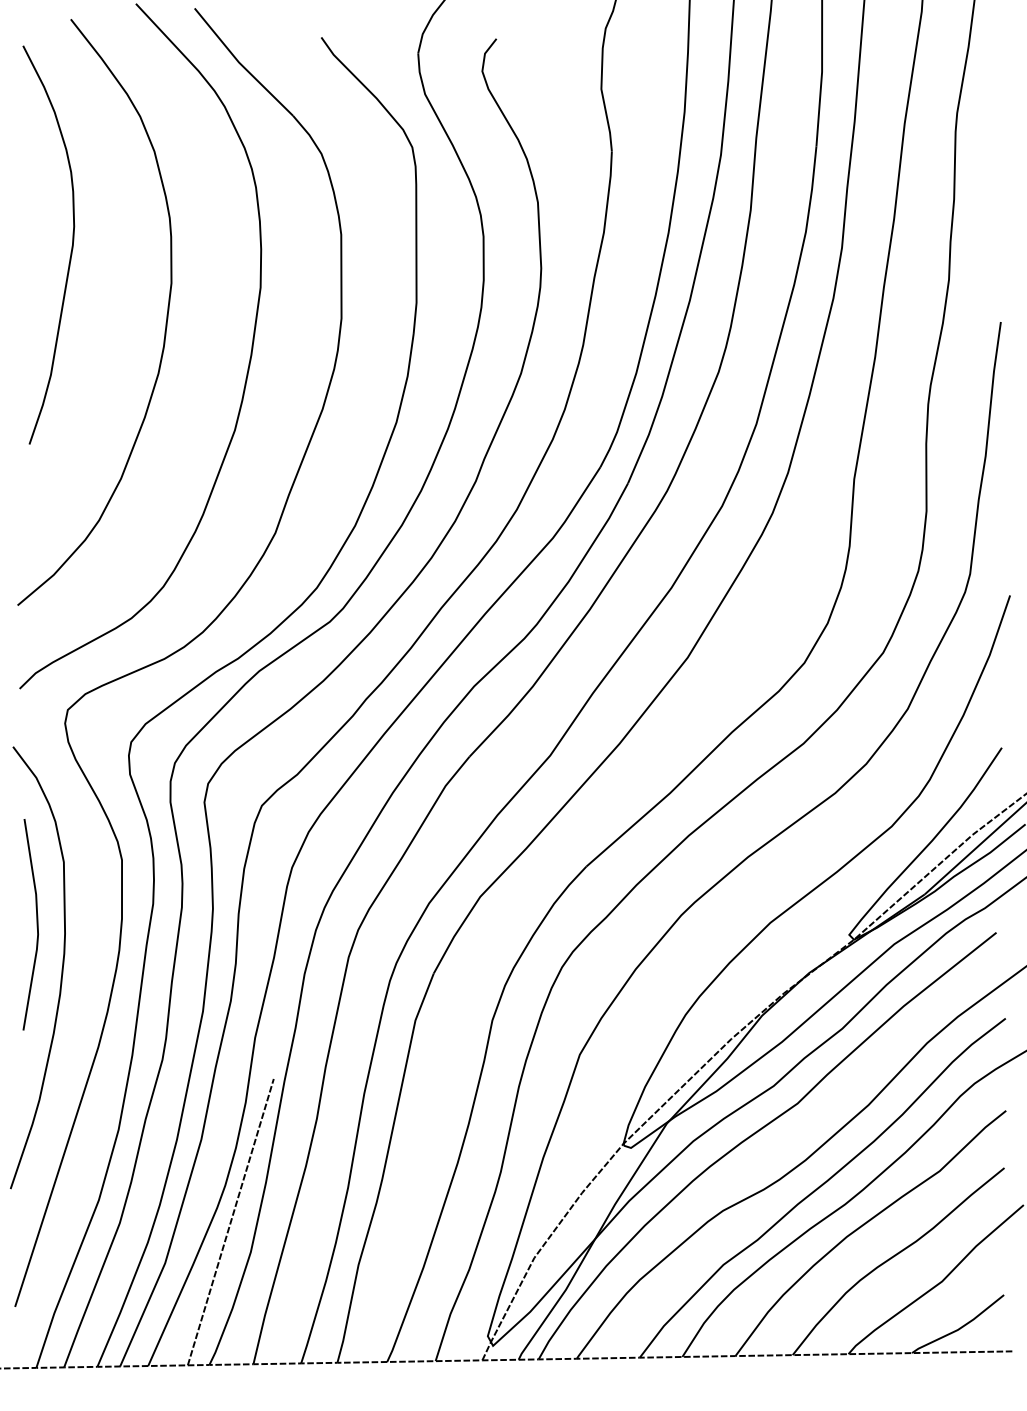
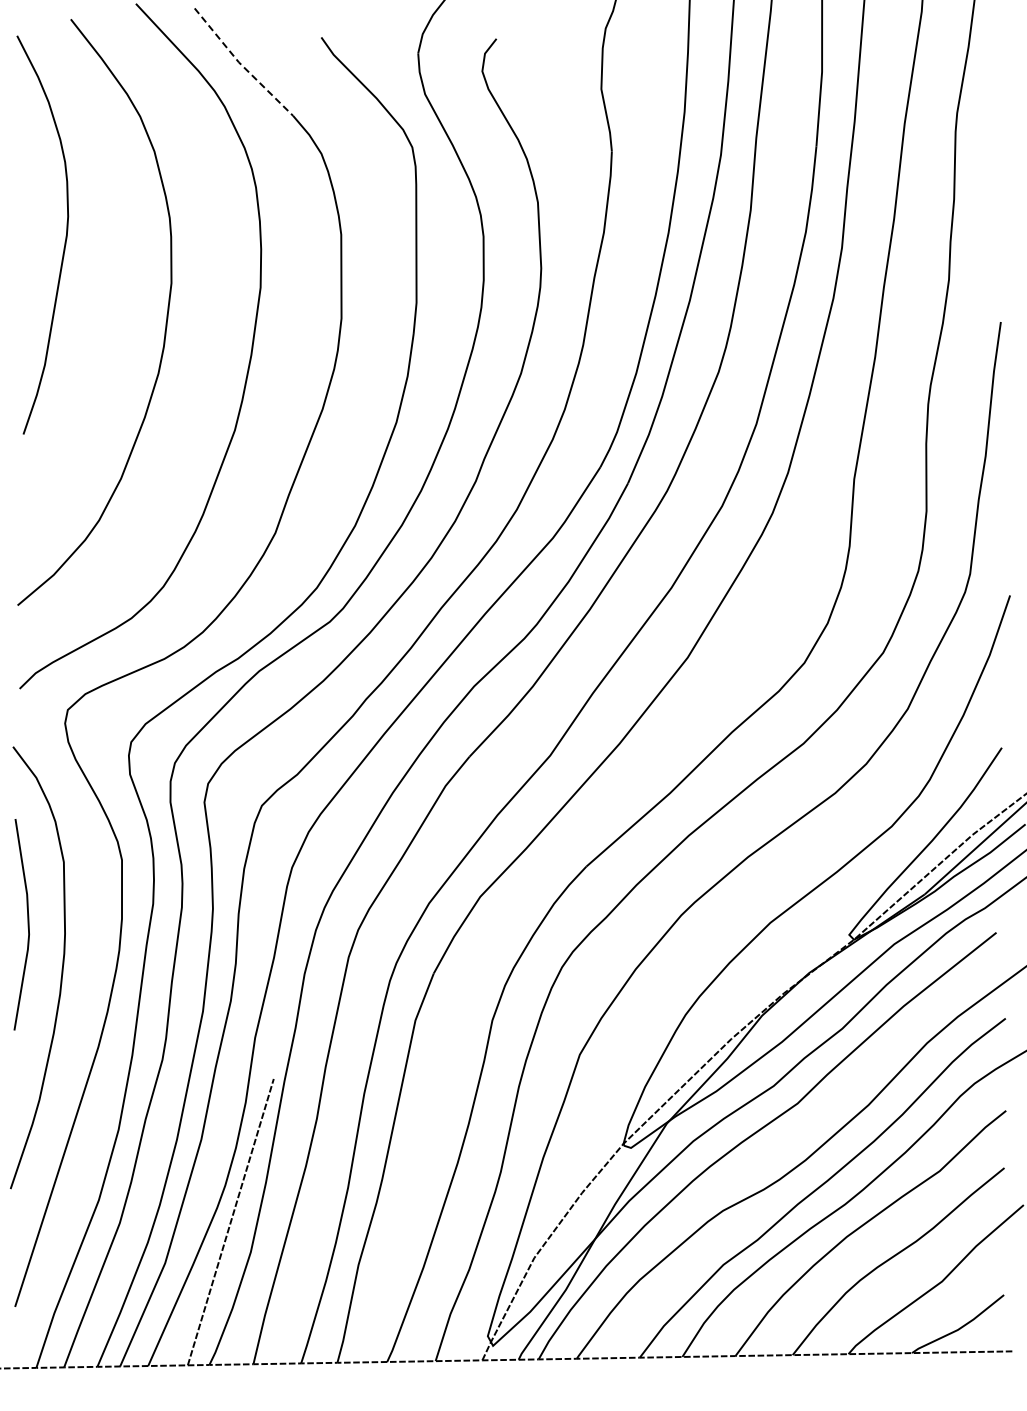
line: solid -> dashed (241, 64)
curve position: (71, 246) -> (65, 236) (65, 236)
line position: (36, 924) -> (27, 924) (27, 924)
